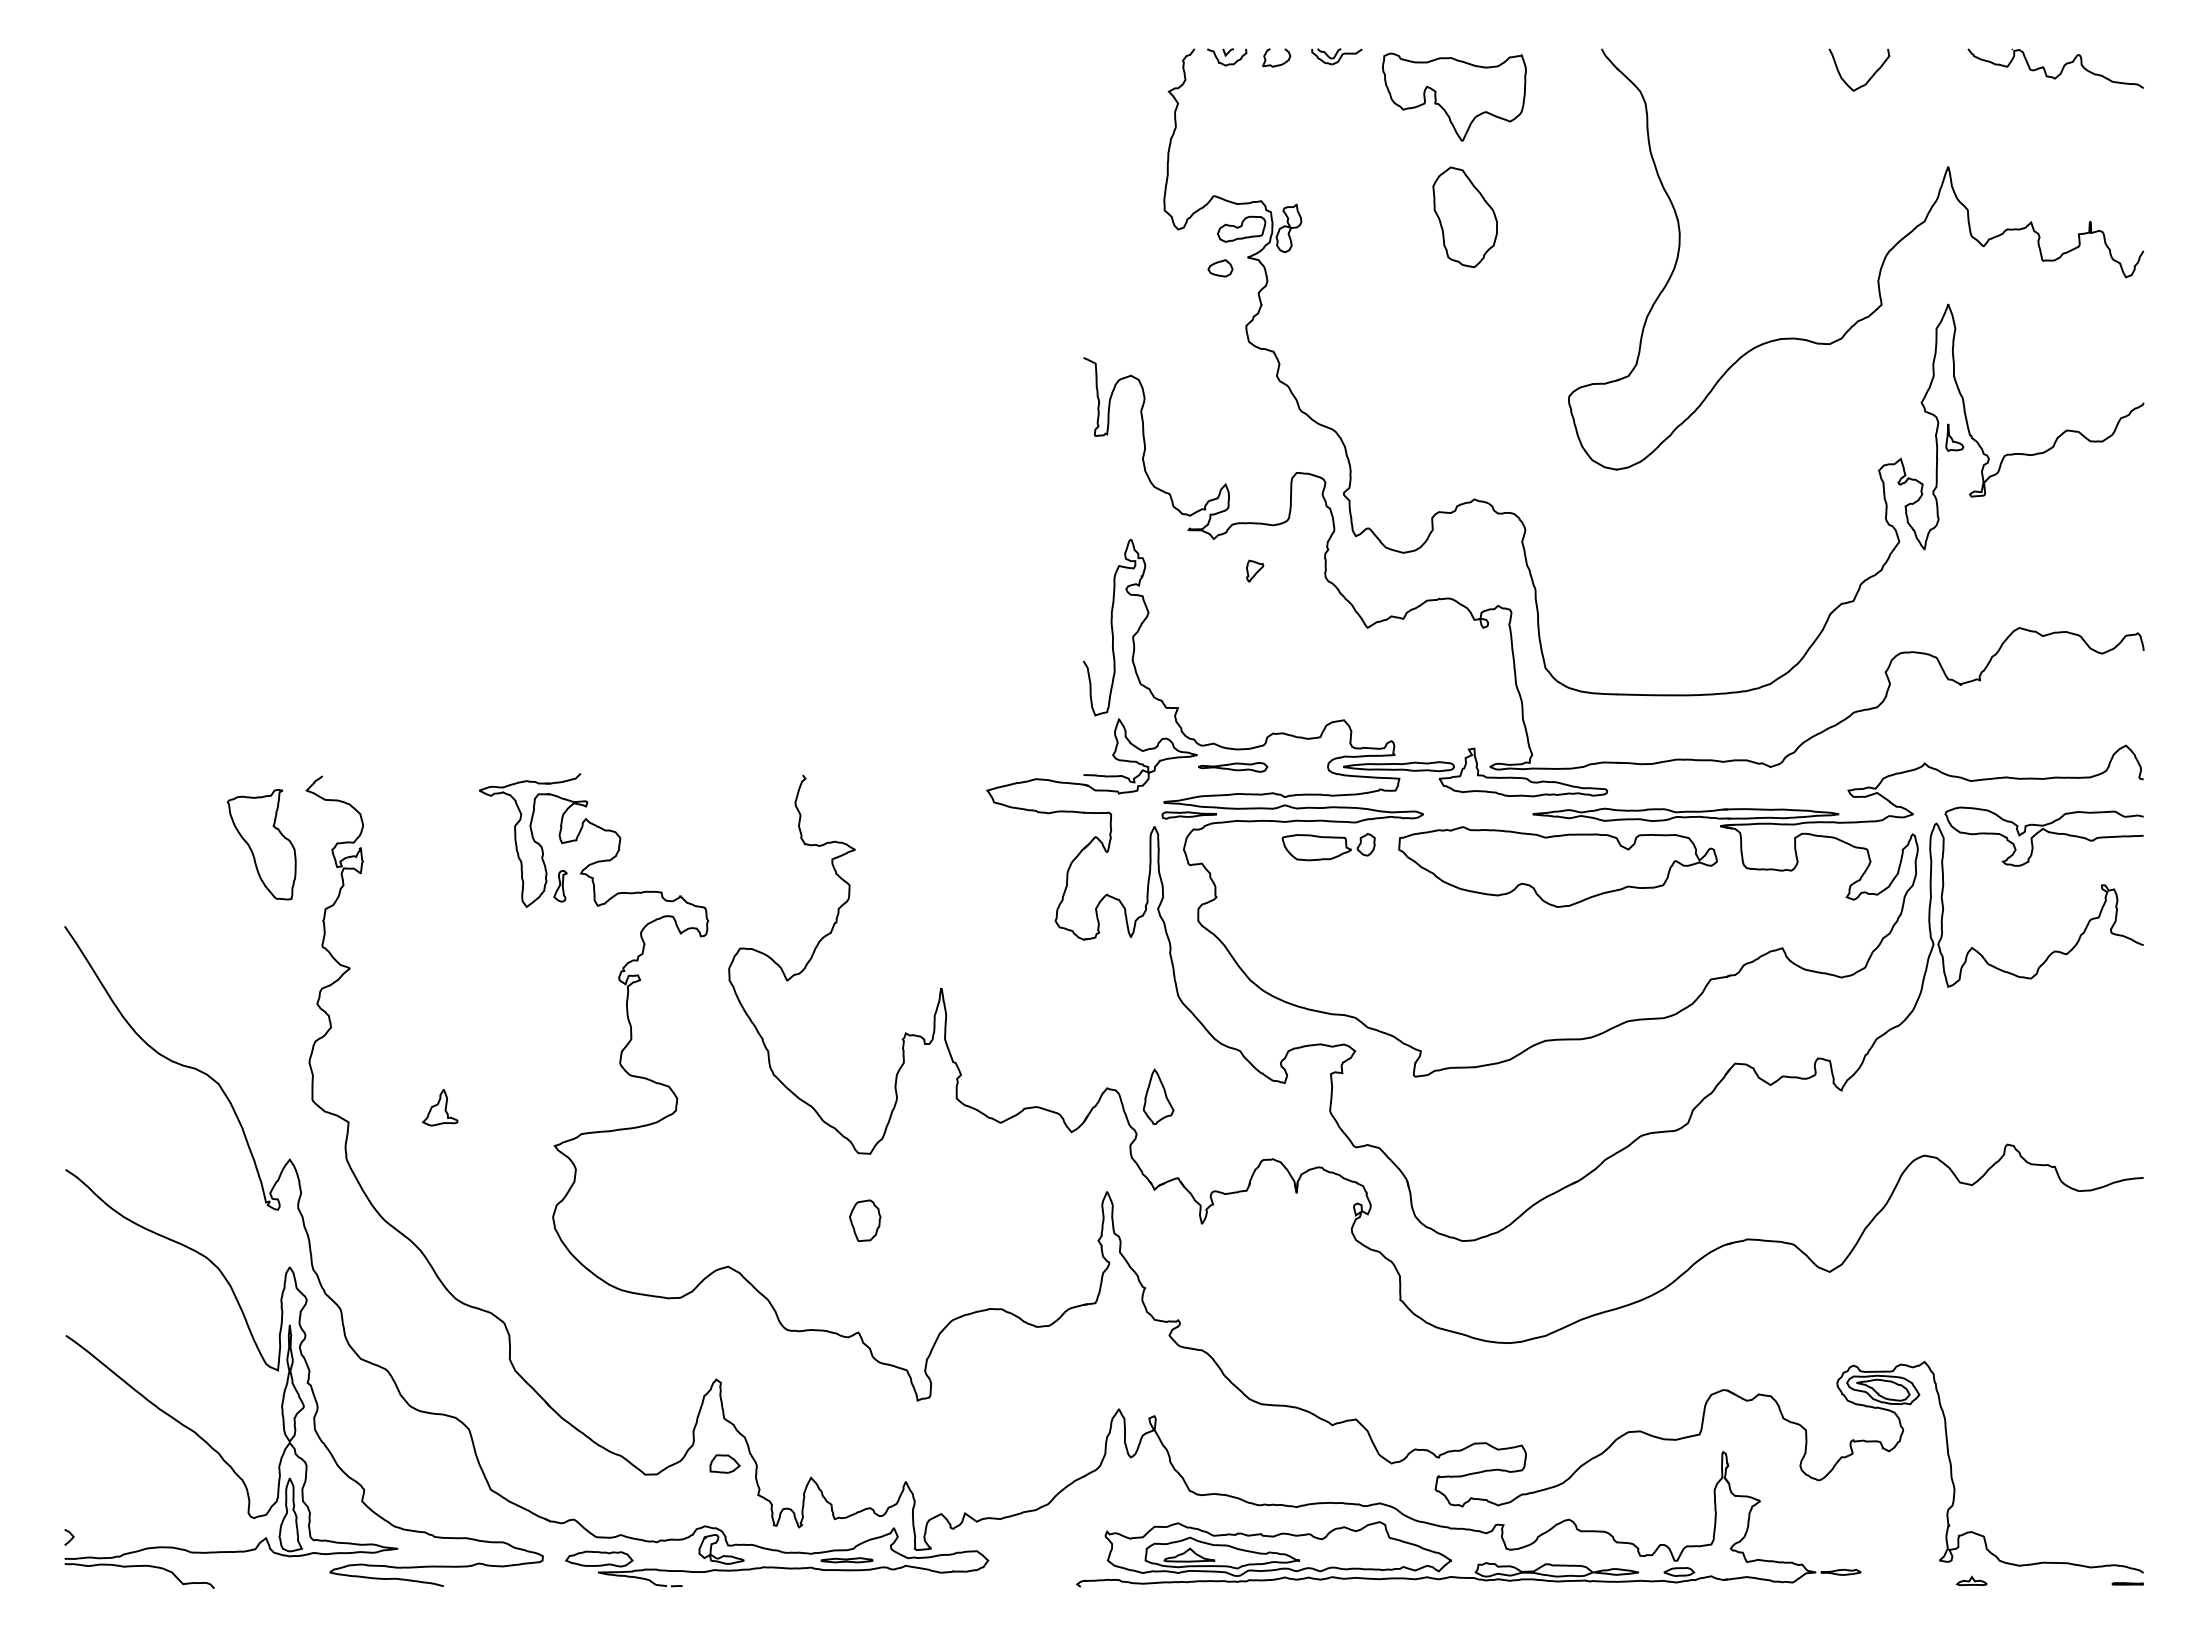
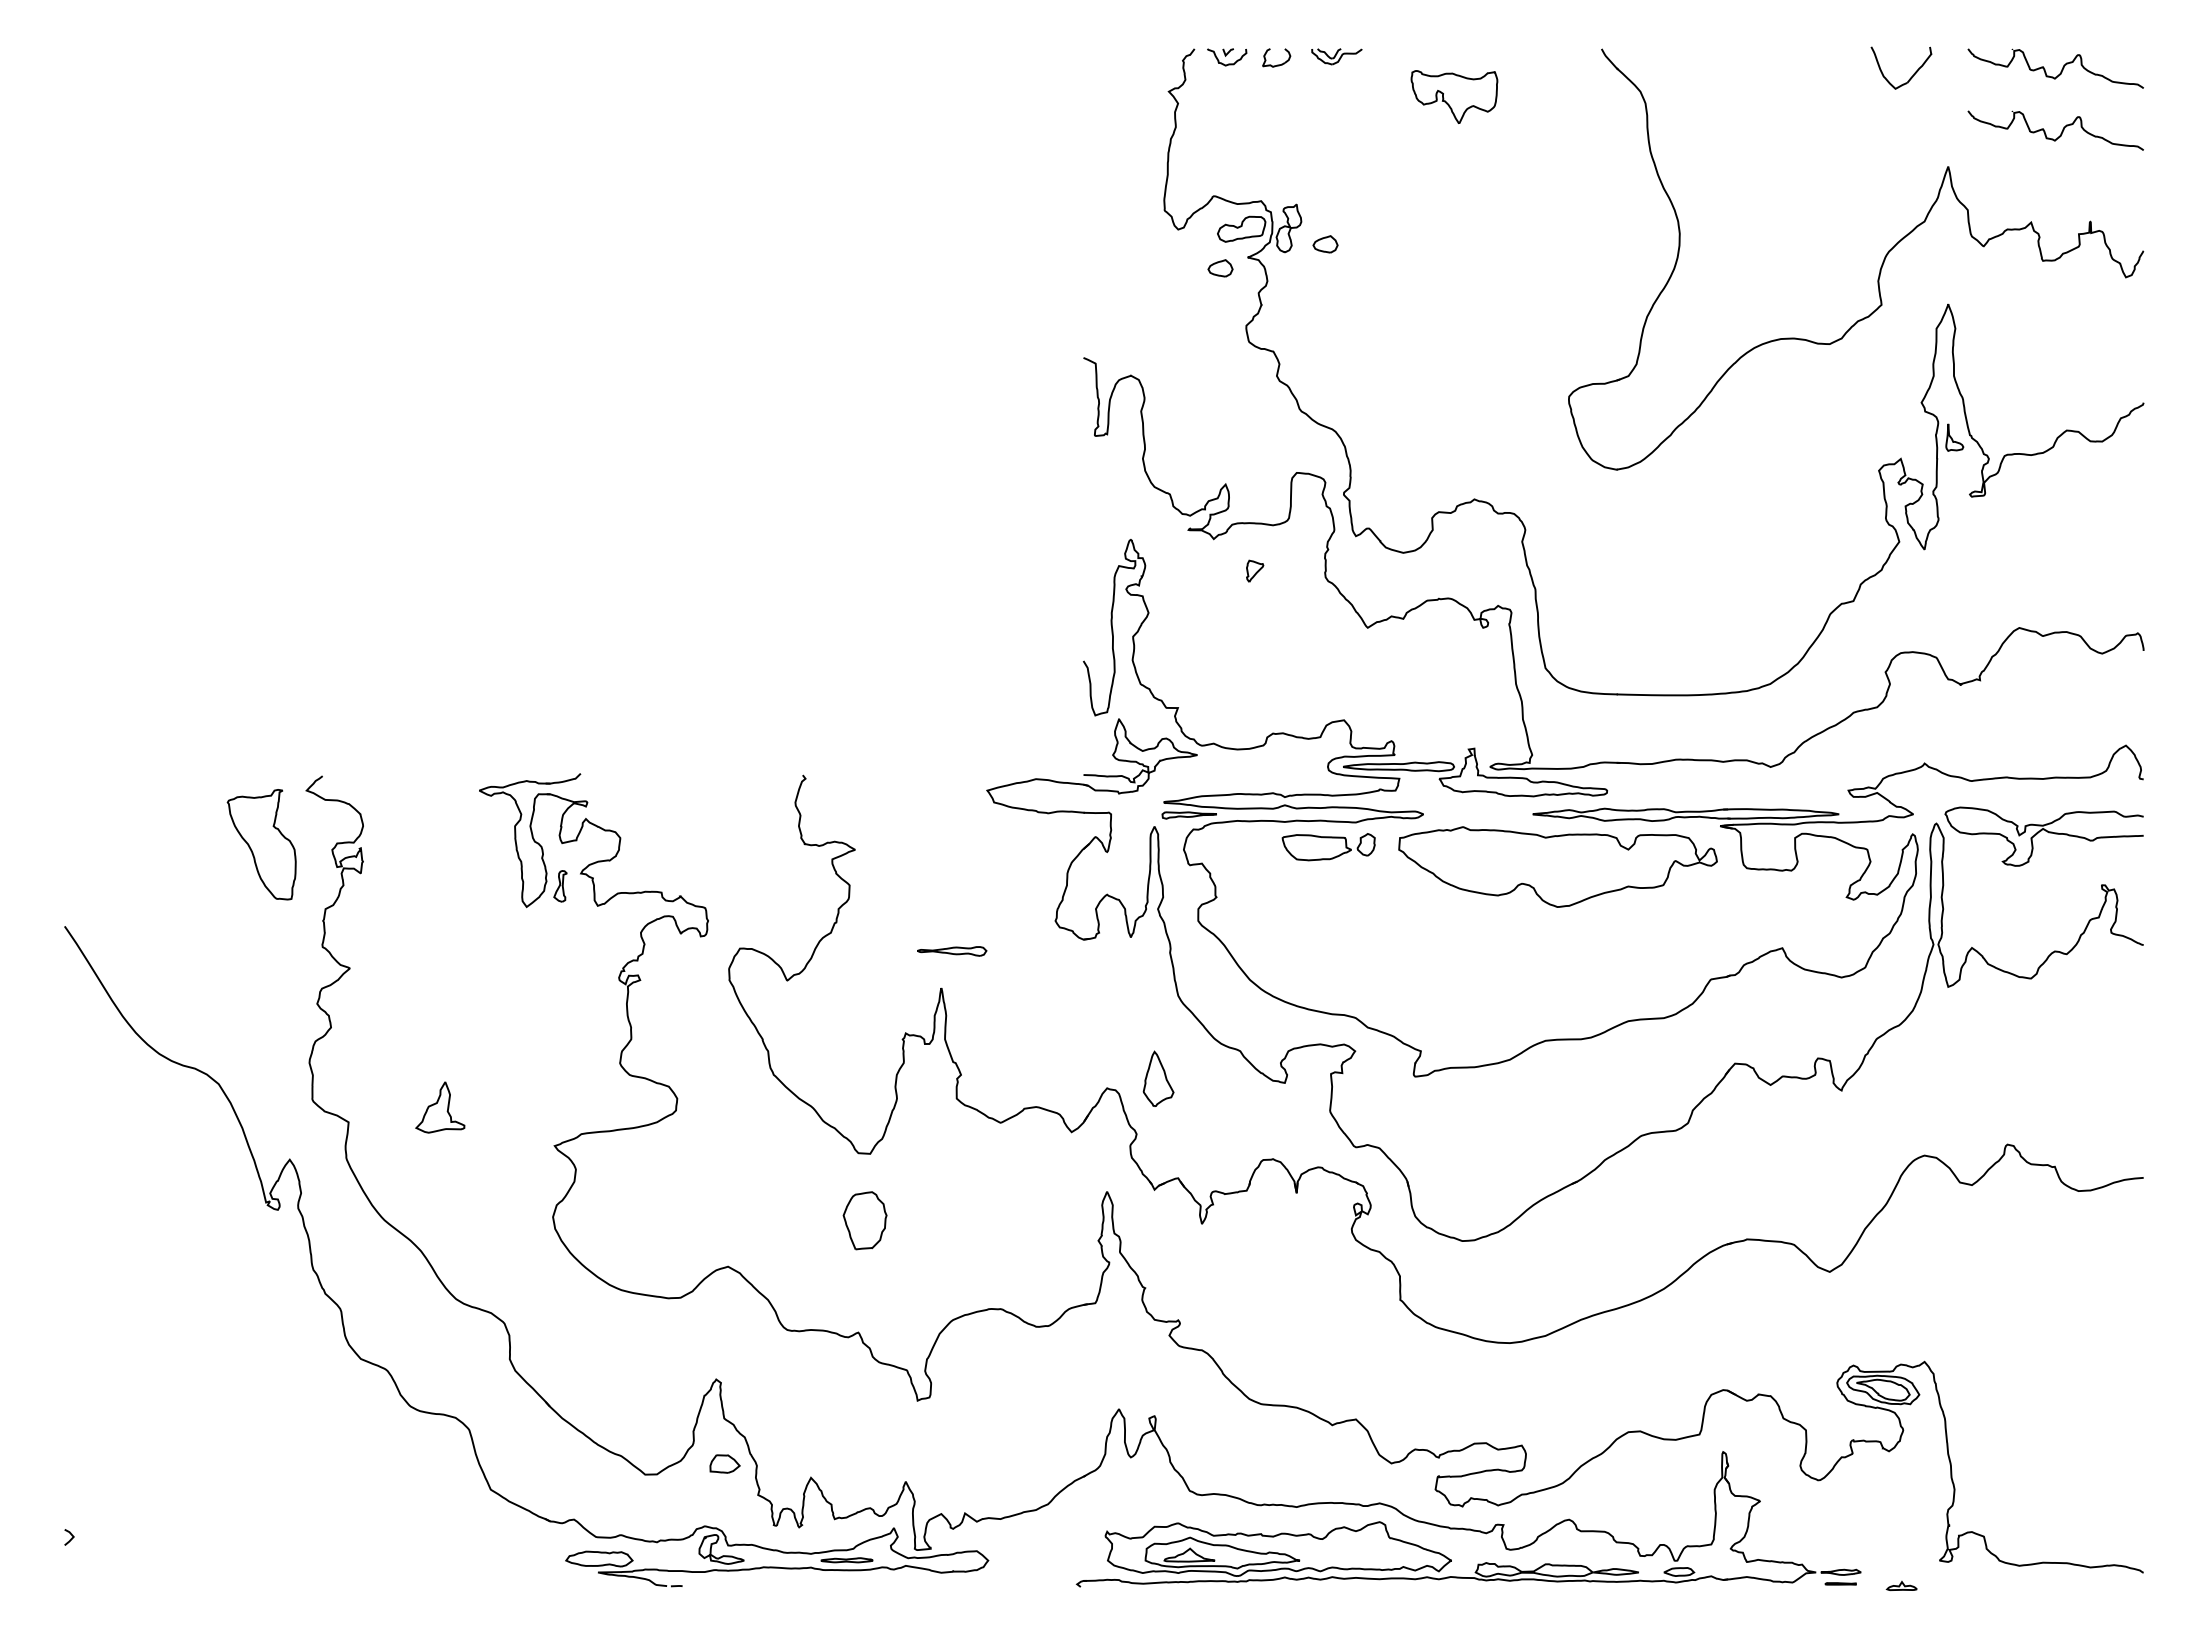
part position: (1871, 75) -> (1913, 73) (1913, 73)
part size: 145x90 px -> 89x54 px (1454, 96)
part: none -> present (2055, 130)
part: present -> none (1464, 217)
part: none -> present (1325, 244)
part position: (1233, 767) -> (952, 951) (952, 951)
part position: (1158, 1096) -> (1158, 1078) (1158, 1078)
part size: 38x38 px -> 51x53 px (440, 1107)
part size: 33x44 px -> 46x60 px (864, 1220)
part: present -> none (303, 1378)
part position: (1971, 1580) -> (1901, 1585) (1901, 1585)
line position: (2127, 1583) -> (1840, 1583) (1840, 1583)
